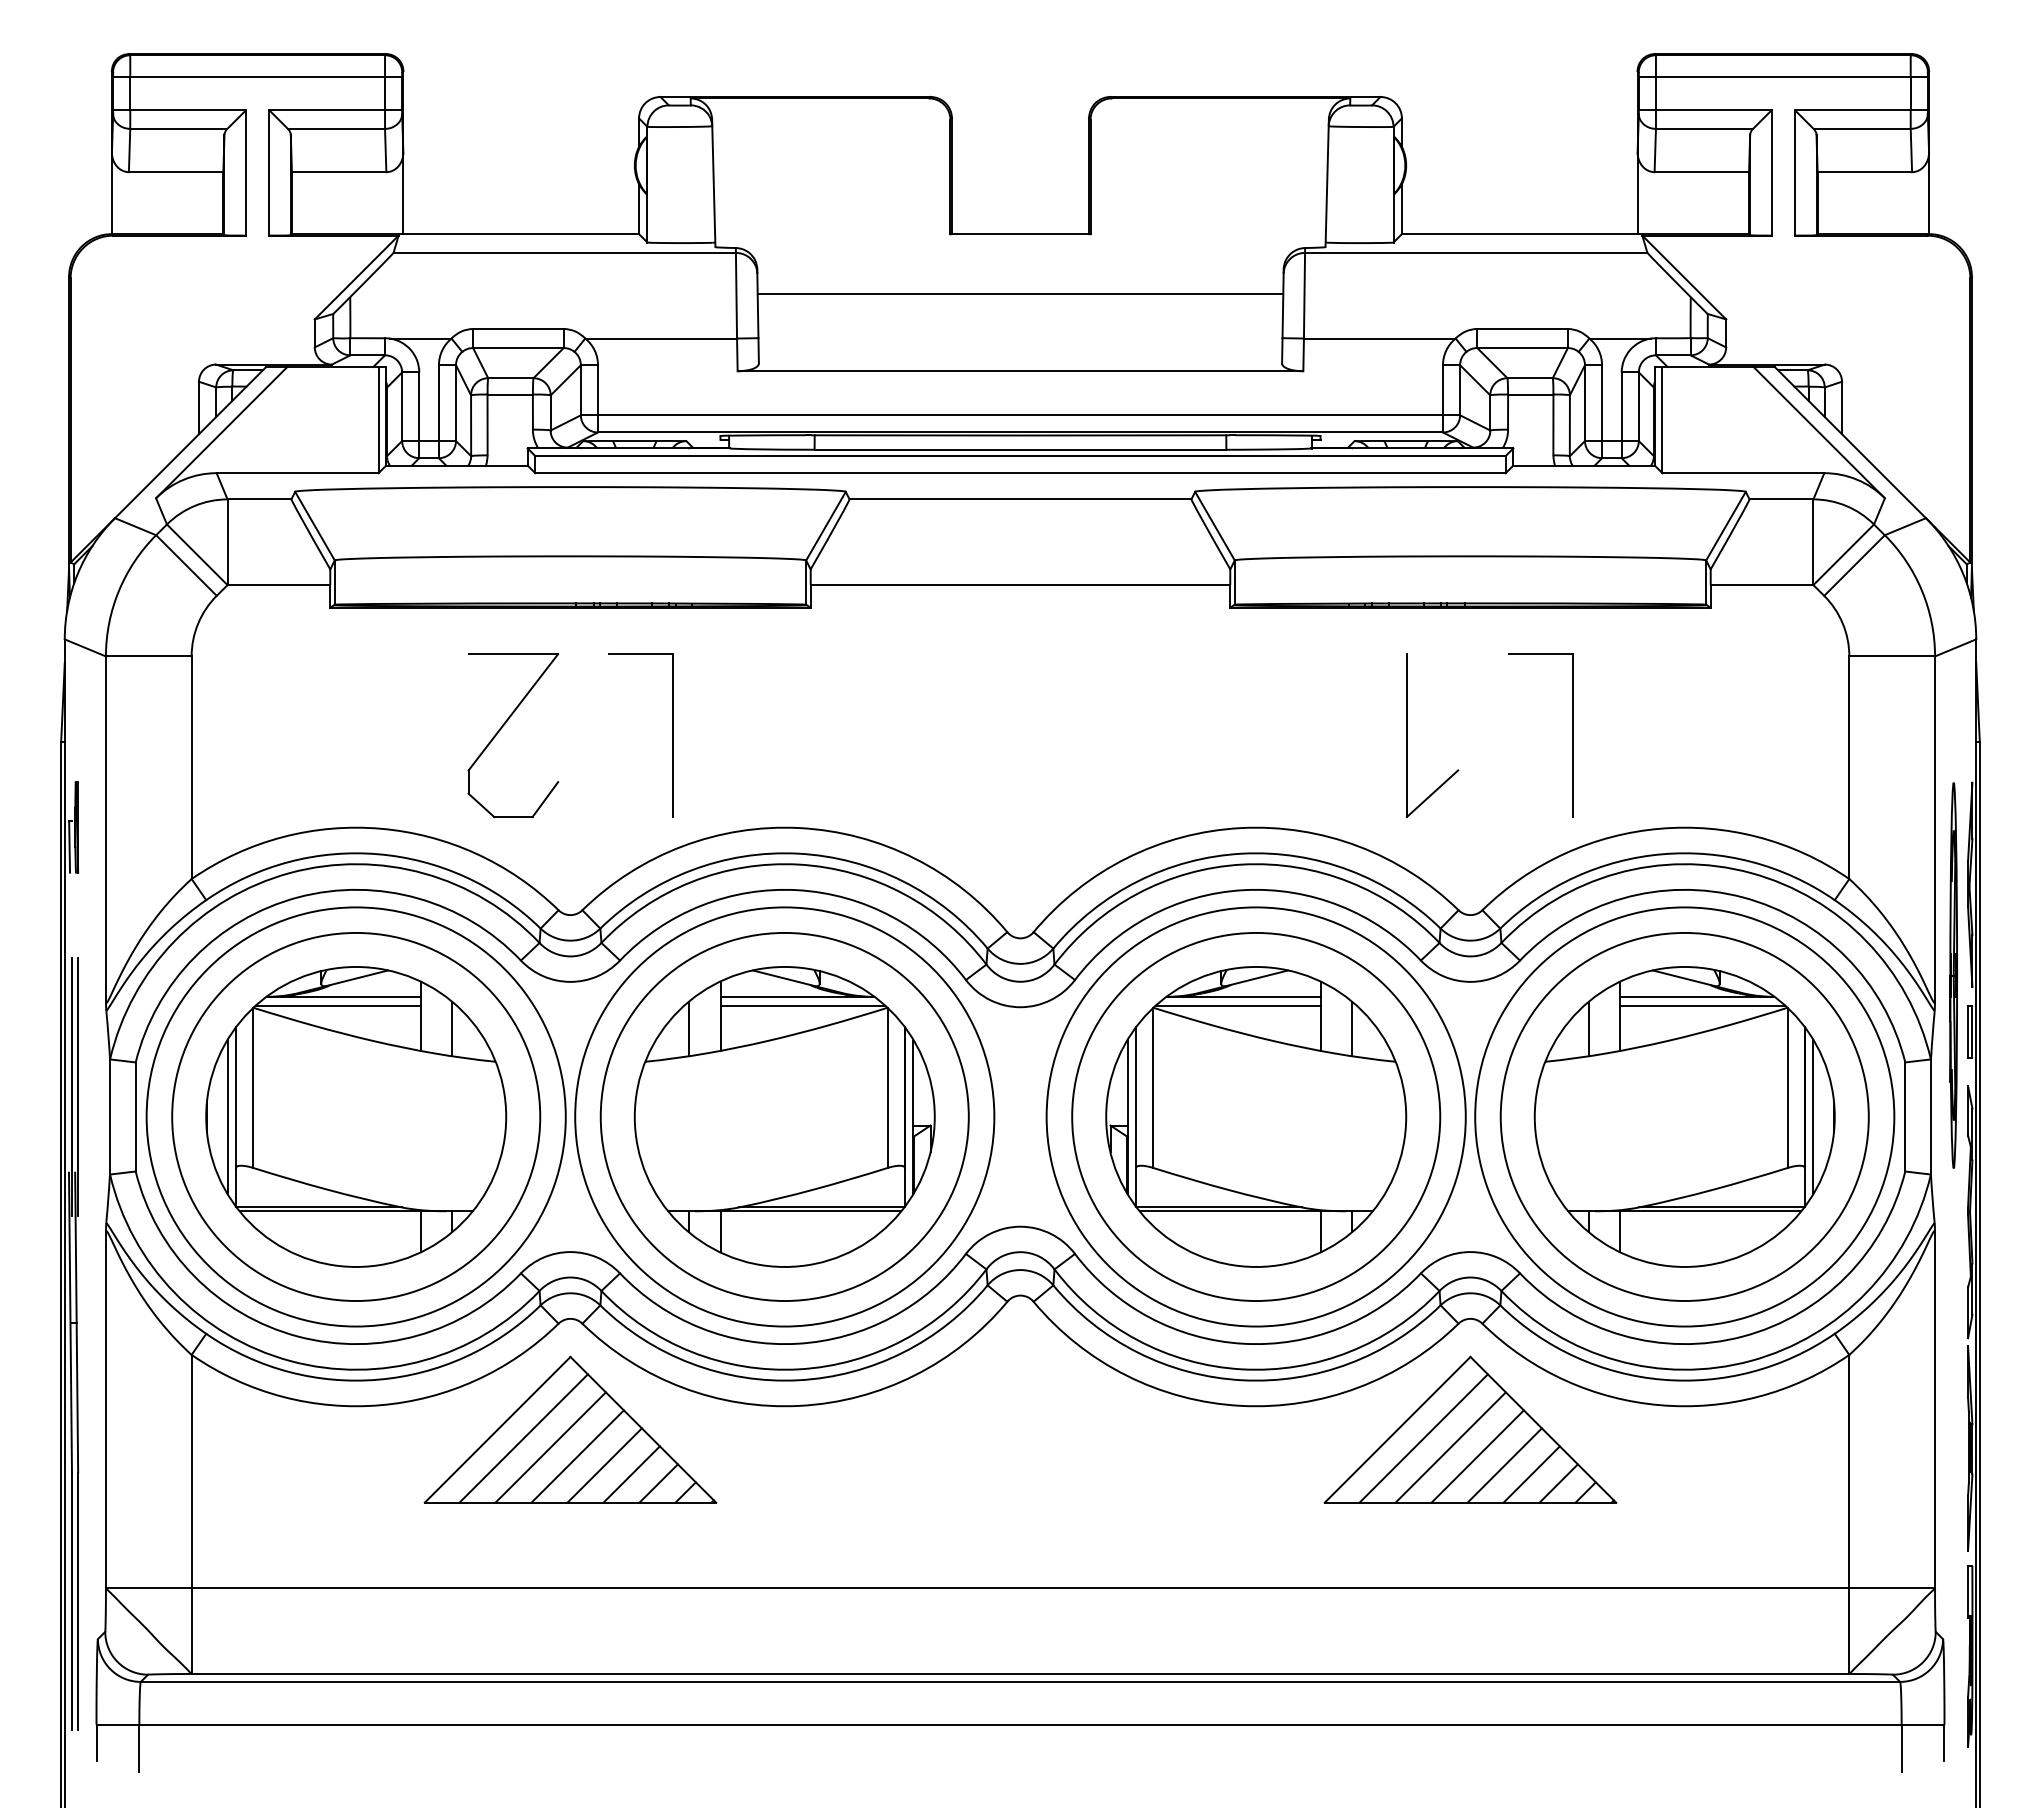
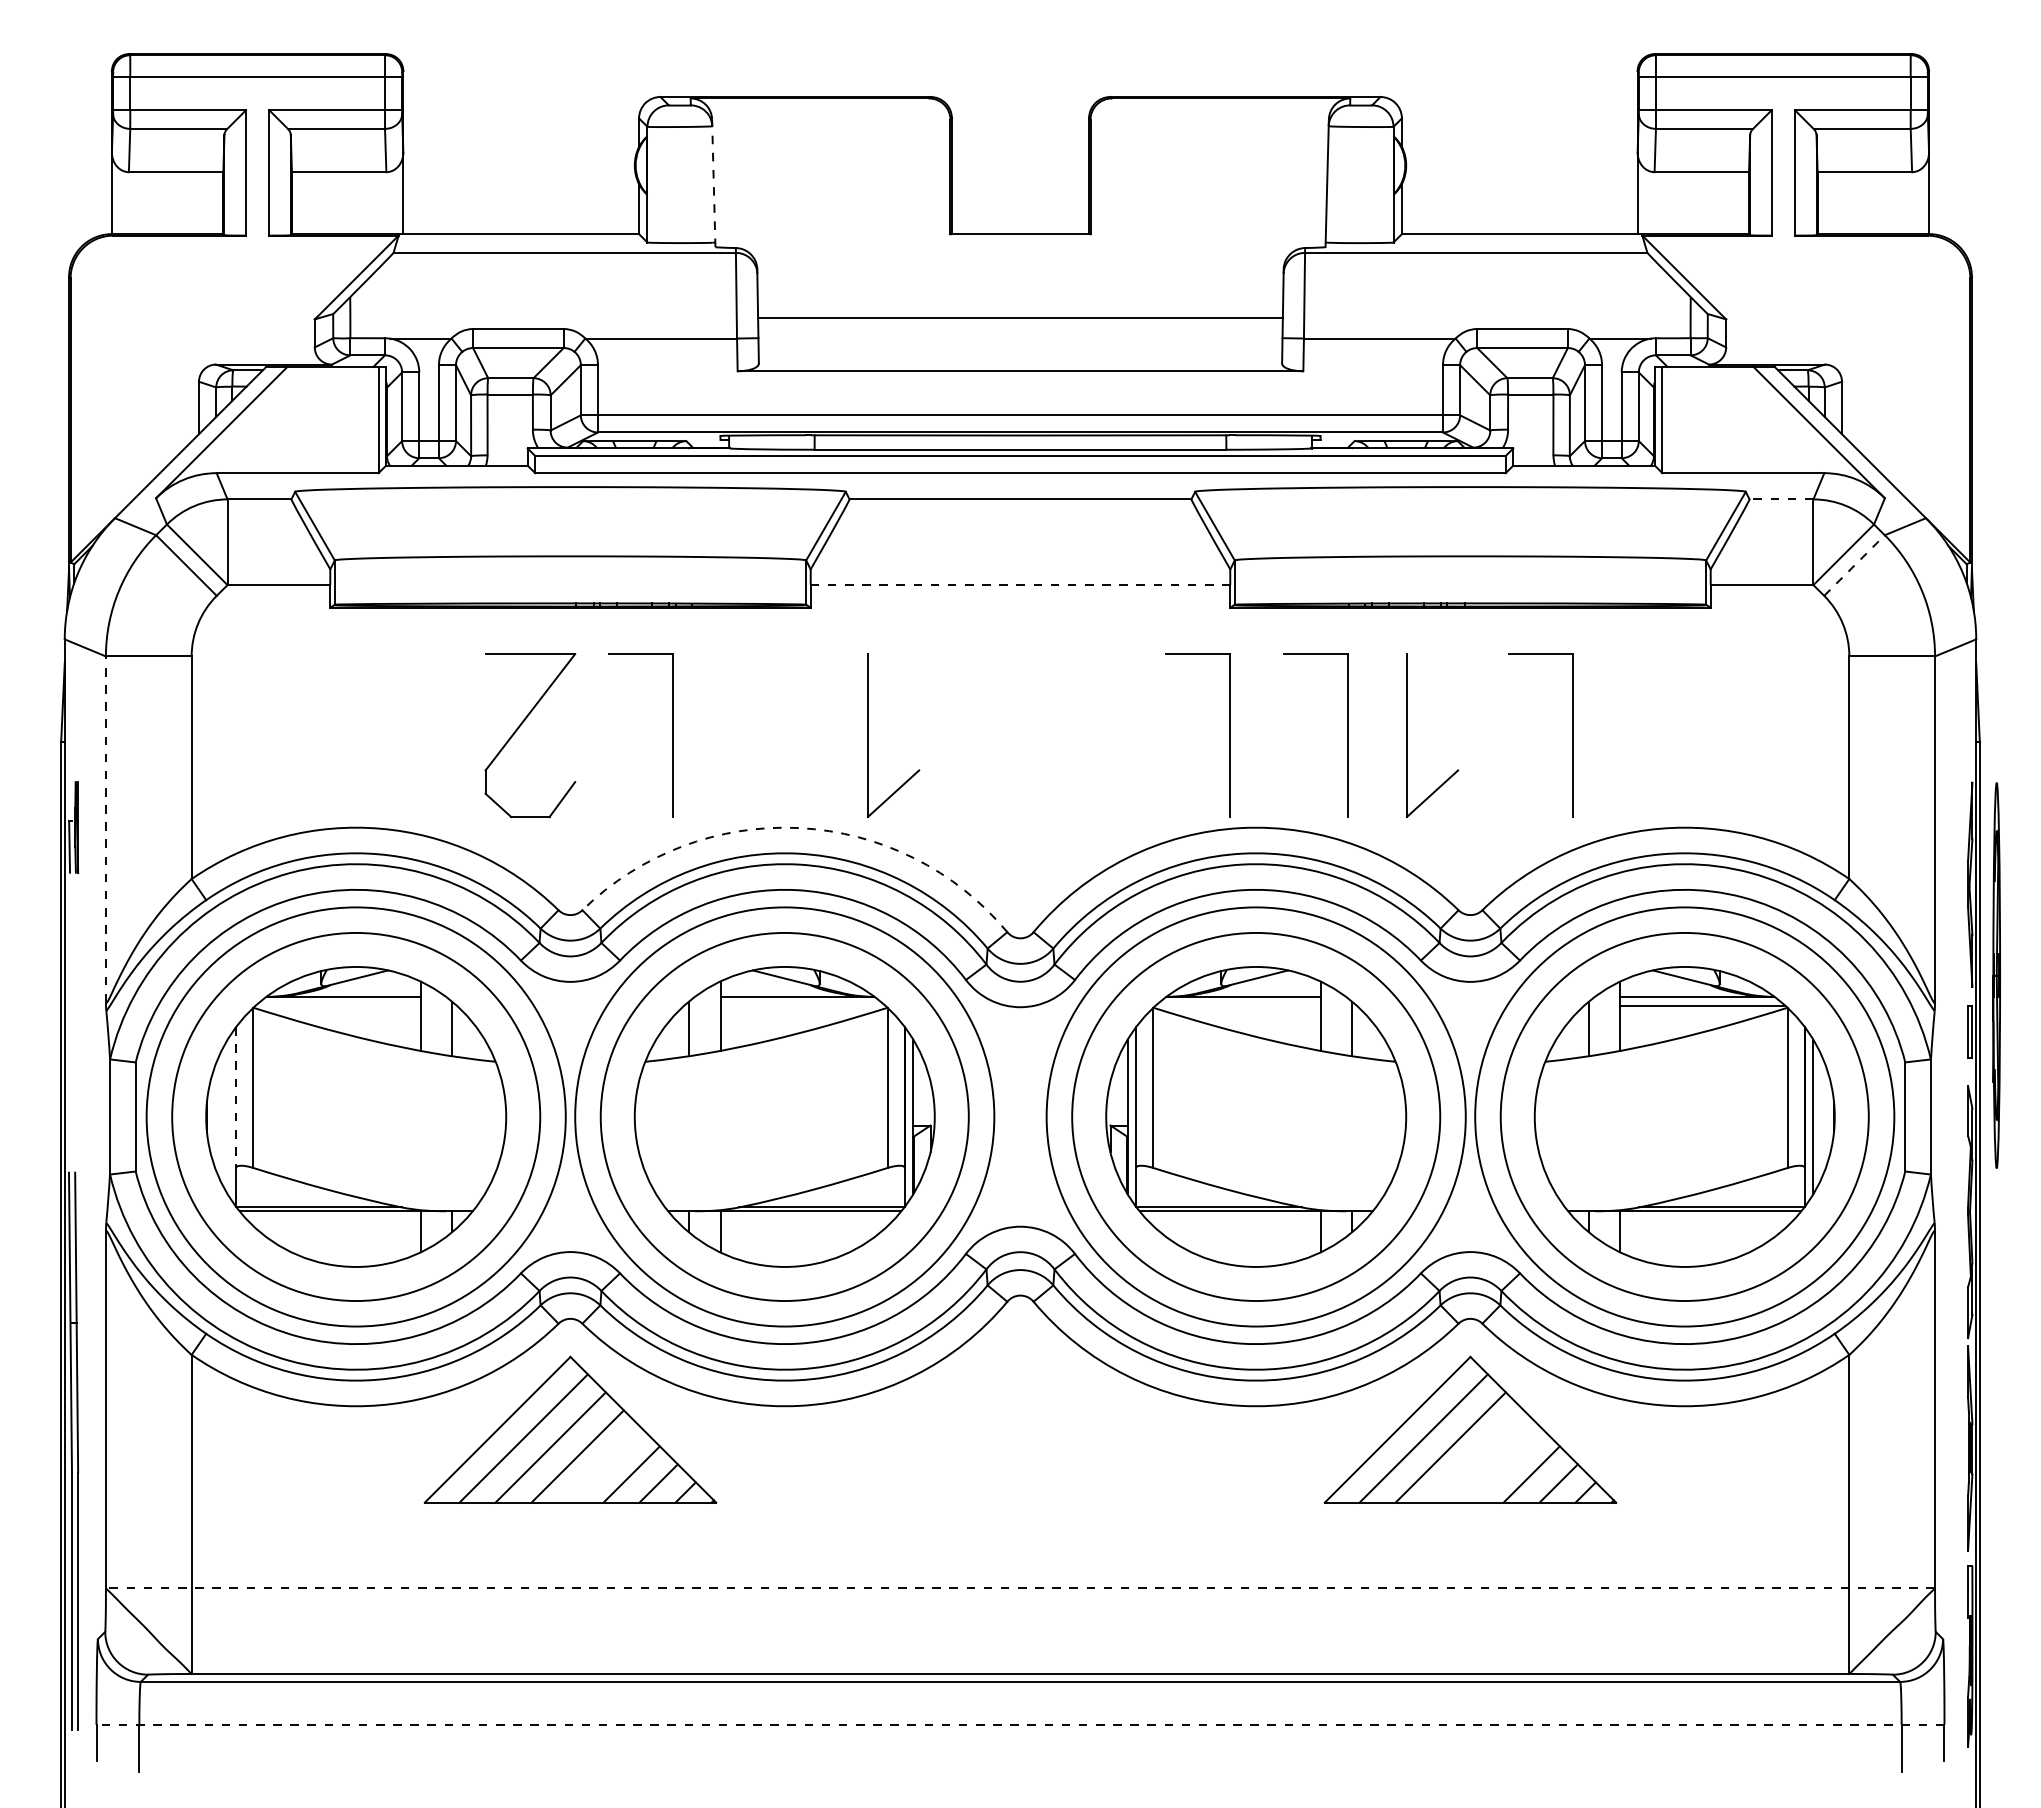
line: solid -> dashed (713, 183)
line position: (1020, 294) -> (1020, 318) (1020, 318)
line: solid -> dashed (1781, 499)
line: solid -> dashed (1854, 565)
line: solid -> dashed (1020, 585)
part position: (502, 728) -> (519, 728) (519, 728)
part: none -> present (868, 735)
part: none -> present (1229, 735)
part: none -> present (1347, 735)
arc: solid -> dashed (799, 828)
line: solid -> dashed (105, 829)
part position: (1953, 975) -> (1996, 975) (1996, 975)
line: present -> none (337, 1005)
line: present -> none (802, 1005)
line: present -> none (1237, 1005)
line: present -> none (71, 1086)
line: present -> none (78, 1086)
line: solid -> dashed (236, 1098)
line: present -> none (227, 1116)
line: present -> none (1477, 1456)
line: present -> none (604, 1465)
line: present -> none (1504, 1465)
line: solid -> dashed (1020, 1588)
line: solid -> dashed (1020, 1724)
